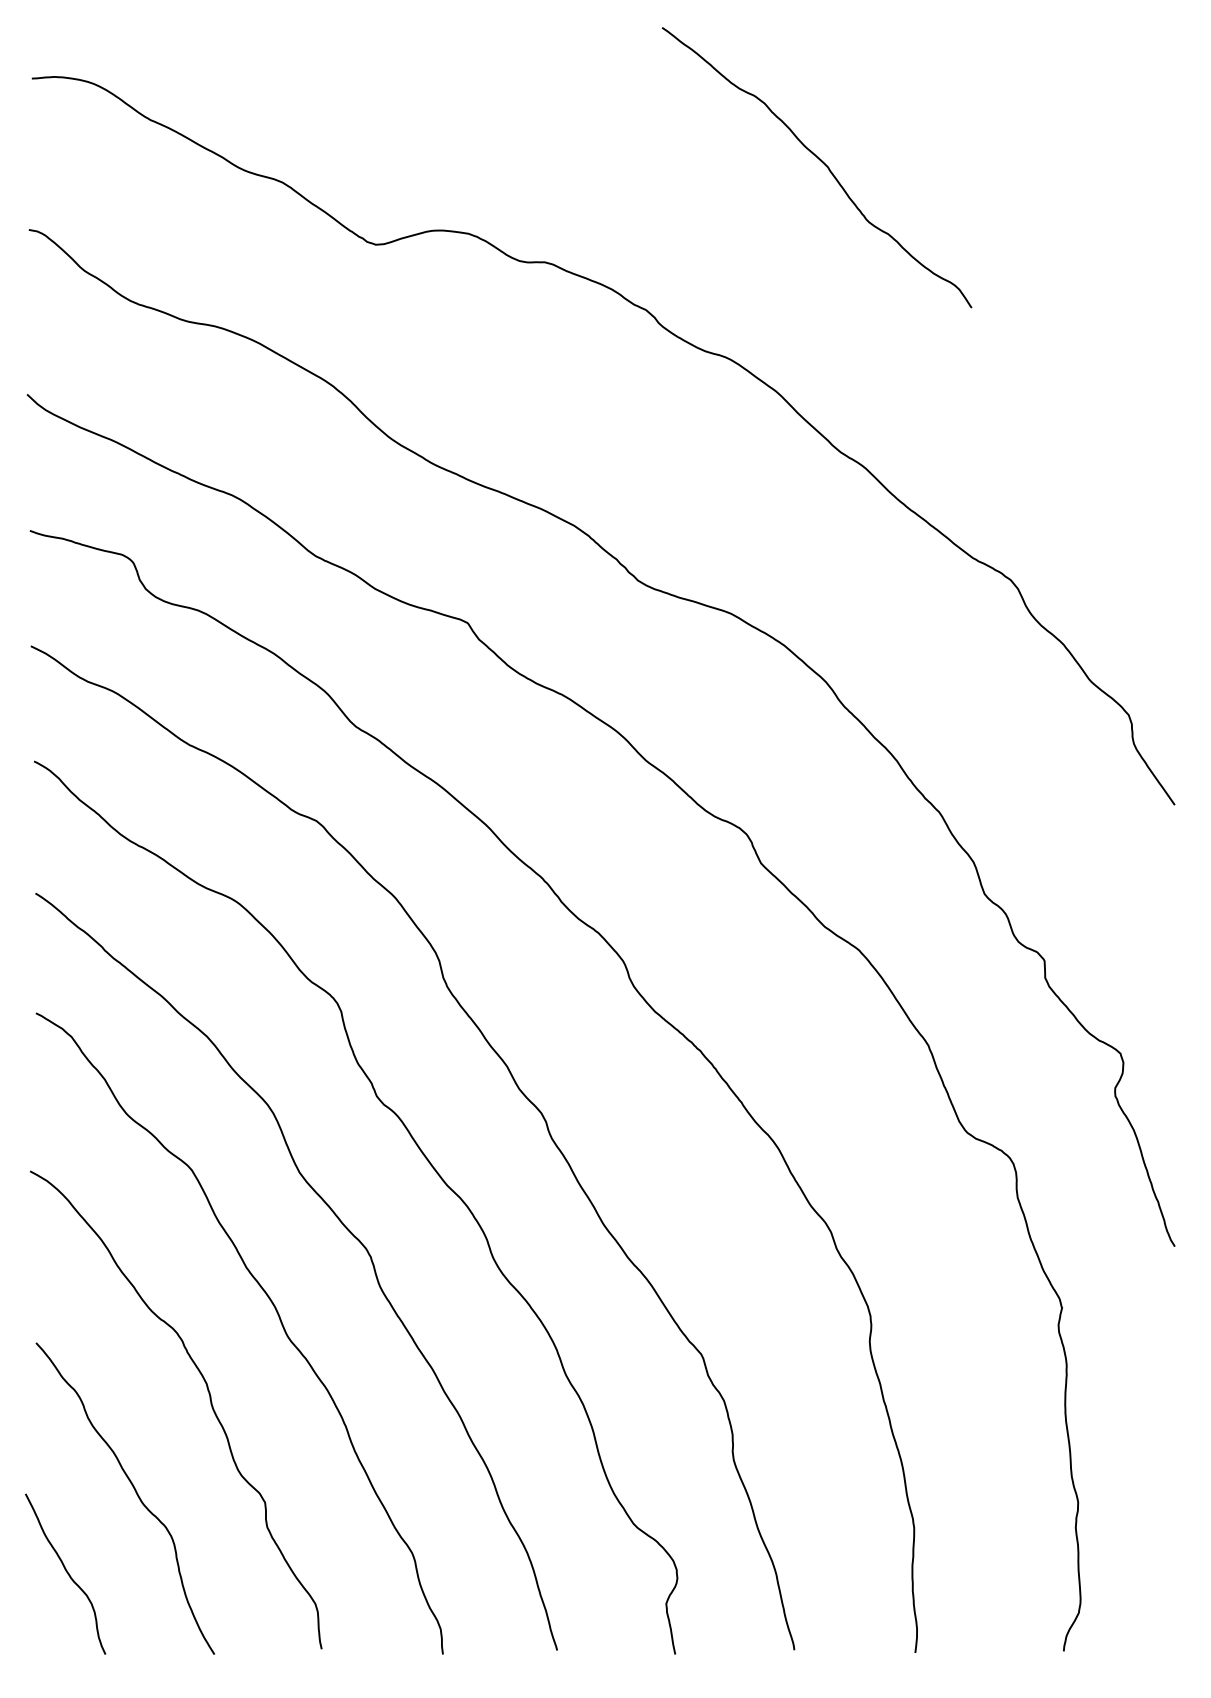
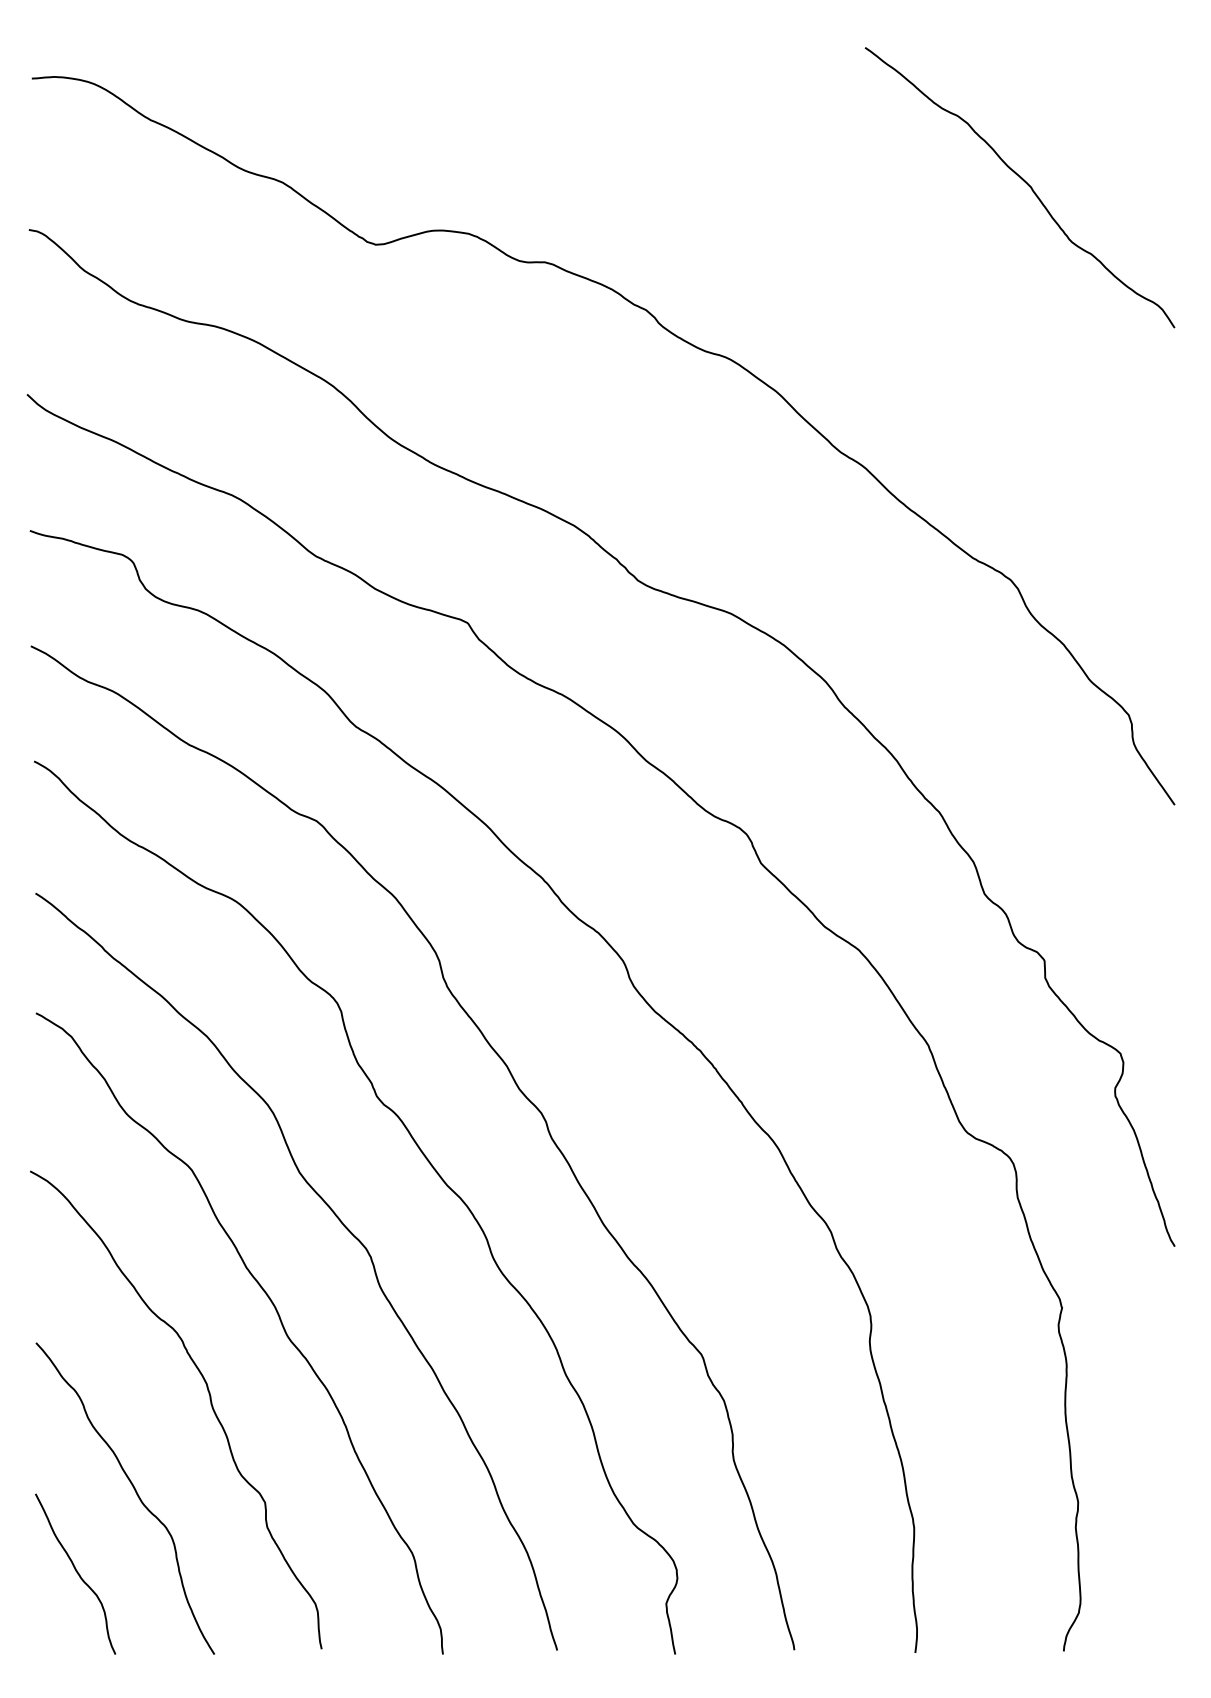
curve position: (821, 162) -> (1024, 182) (1024, 182)
curve position: (66, 1572) -> (76, 1572) (76, 1572)
